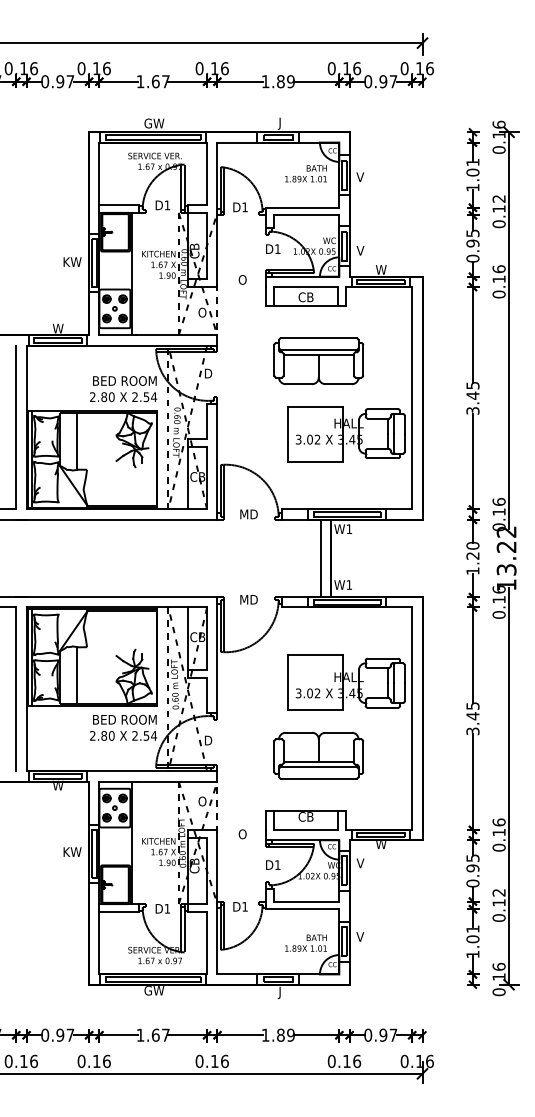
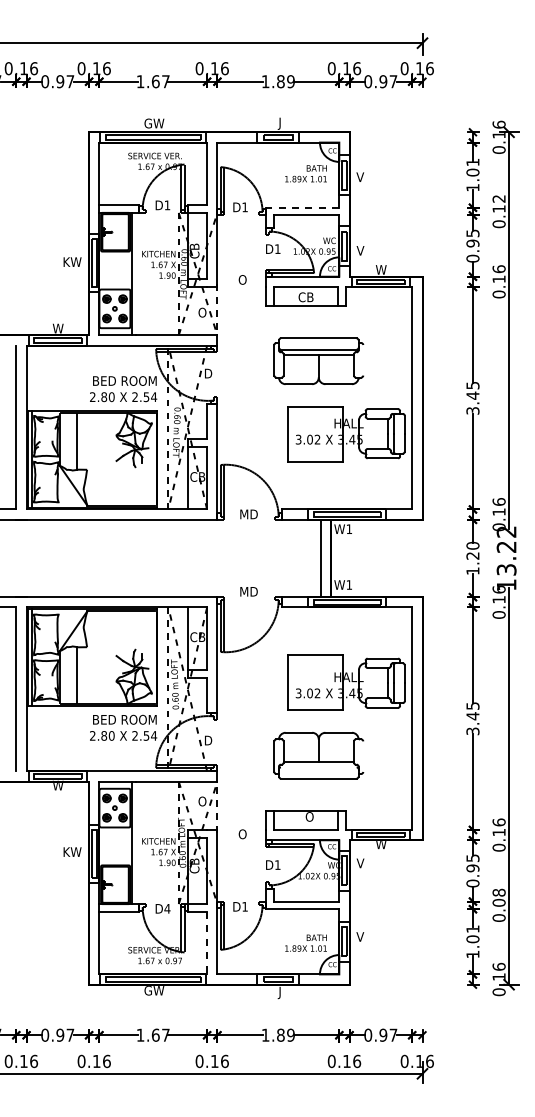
line: solid -> dashed (302, 207)
line: present -> none (363, 360)
text position: (248, 599) -> (248, 591) (248, 591)
line: present -> none (363, 756)
line: present -> none (318, 767)
text: CB -> O (305, 816)
text: 0.12 -> 0.08 (498, 897)
text: D1 -> D4 (167, 908)
line: solid -> dashed (207, 943)
